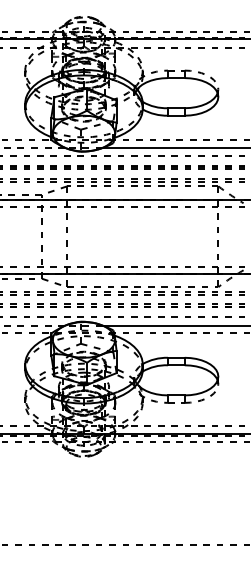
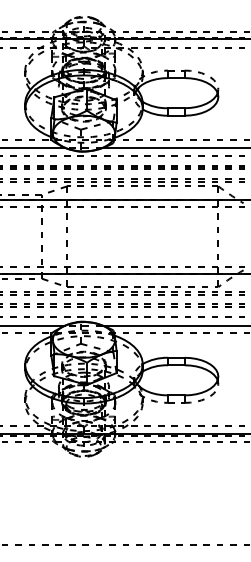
line: dashed -> solid (32, 147)
line: dashed -> solid (32, 325)
